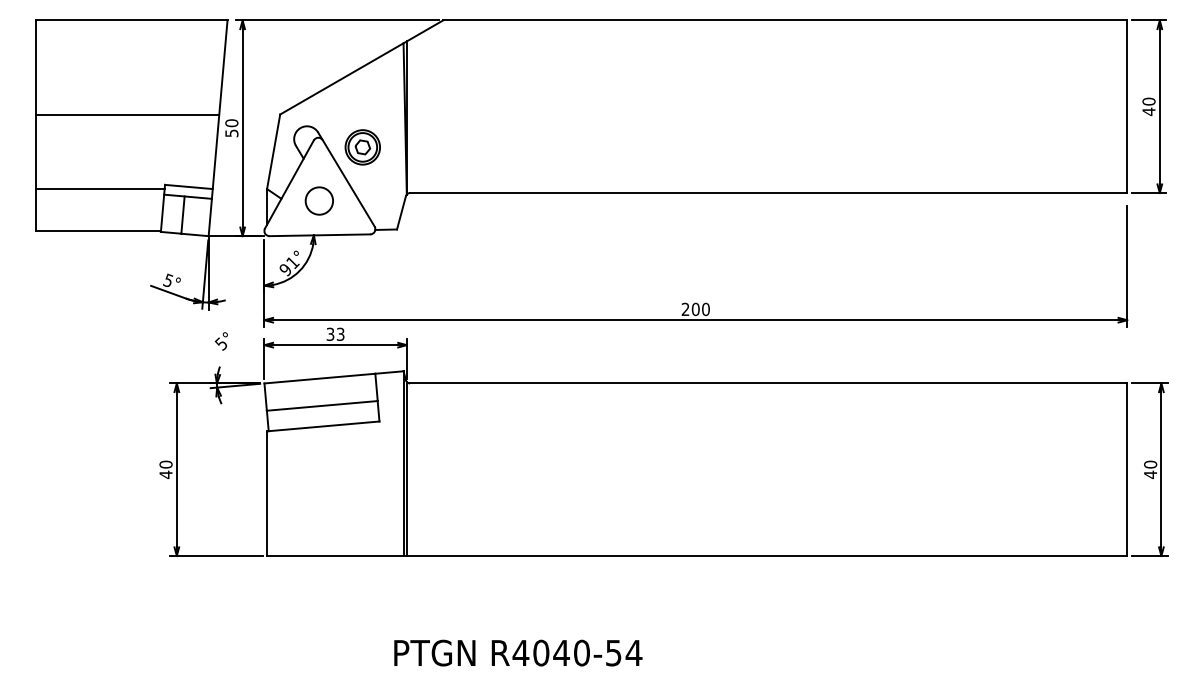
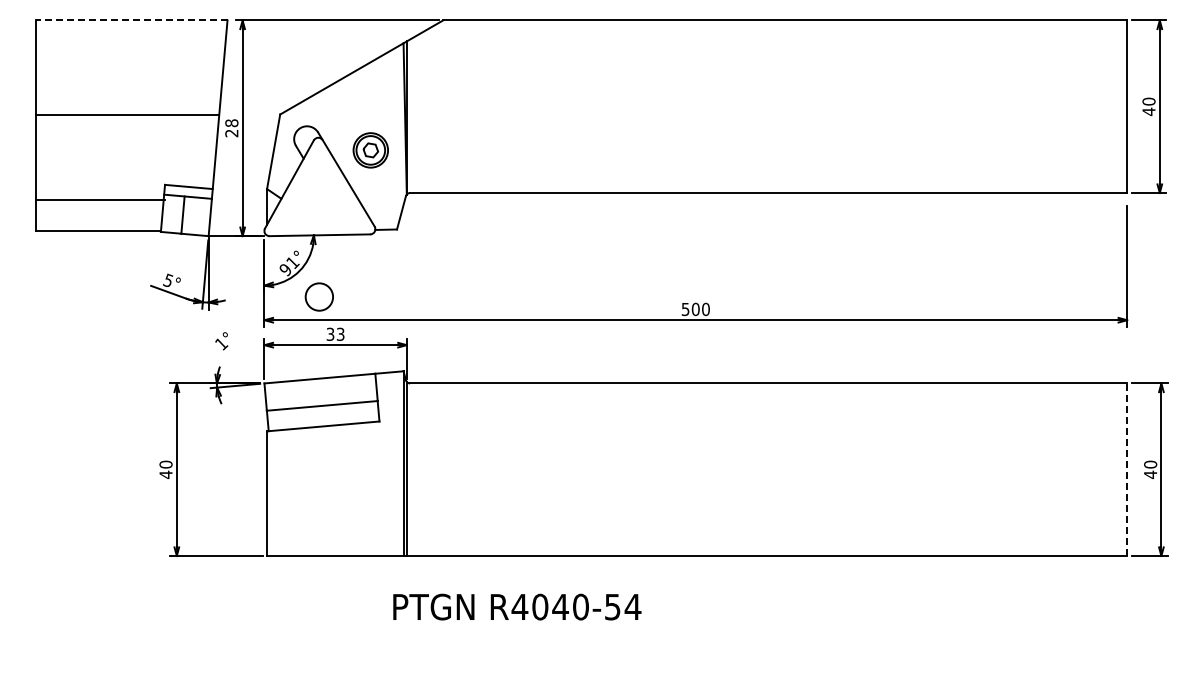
line: solid -> dashed (131, 20)
text: 50 -> 28 (231, 128)
part position: (362, 147) -> (370, 150) (370, 150)
line position: (100, 189) -> (100, 200) (100, 200)
circle position: (318, 200) -> (318, 296) (318, 296)
text: 200 -> 500 (685, 309)
text: 5° -> 1° (221, 343)
line: solid -> dashed (1127, 469)
text position: (518, 652) -> (517, 606) (517, 606)
